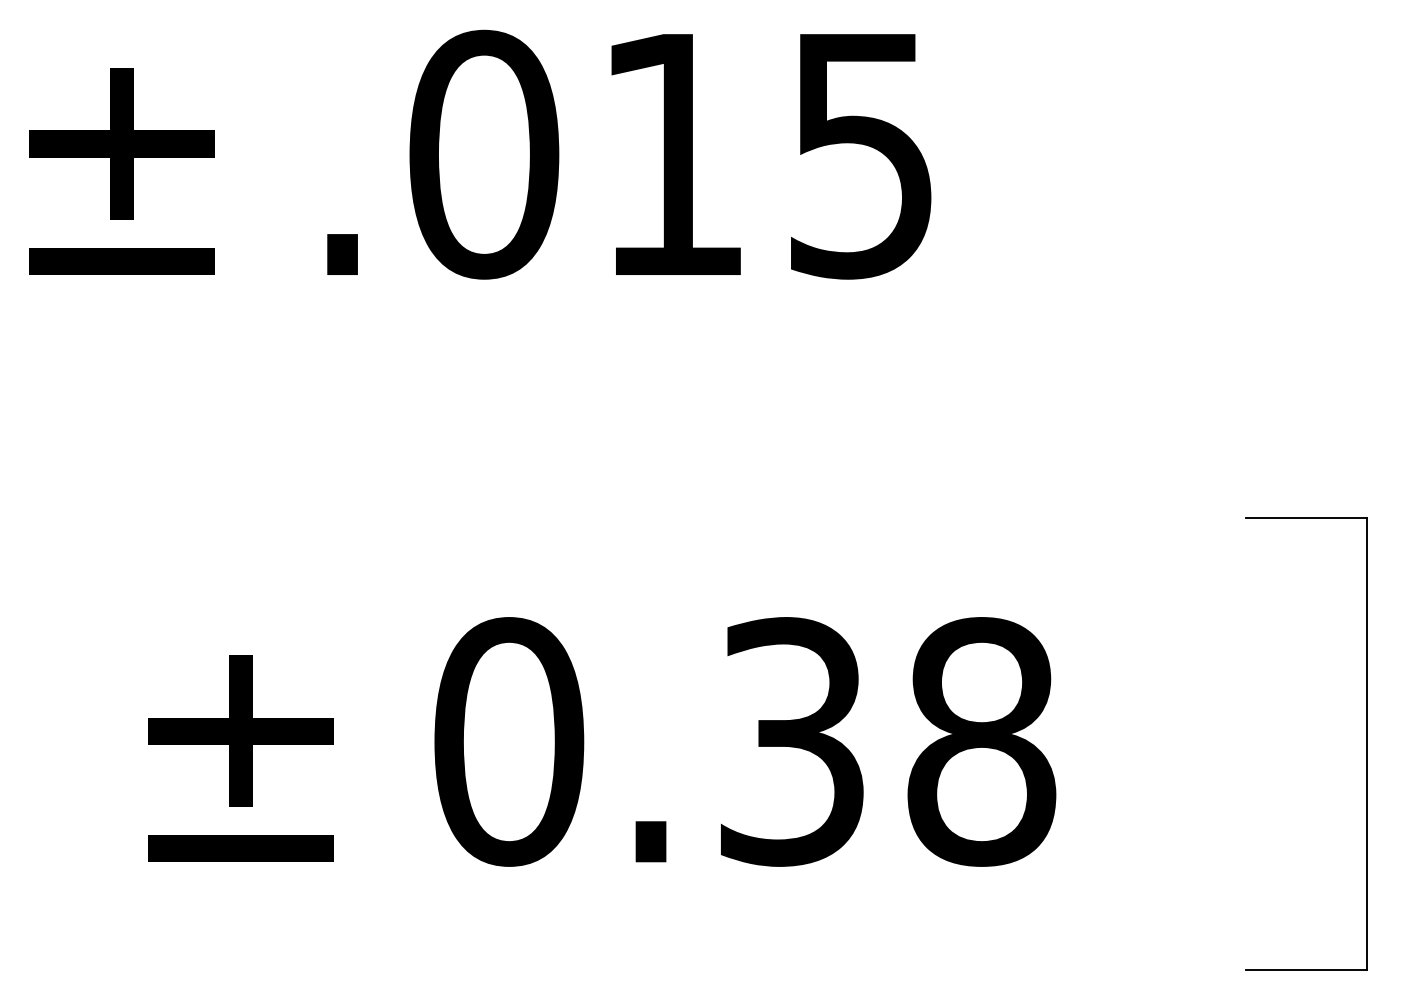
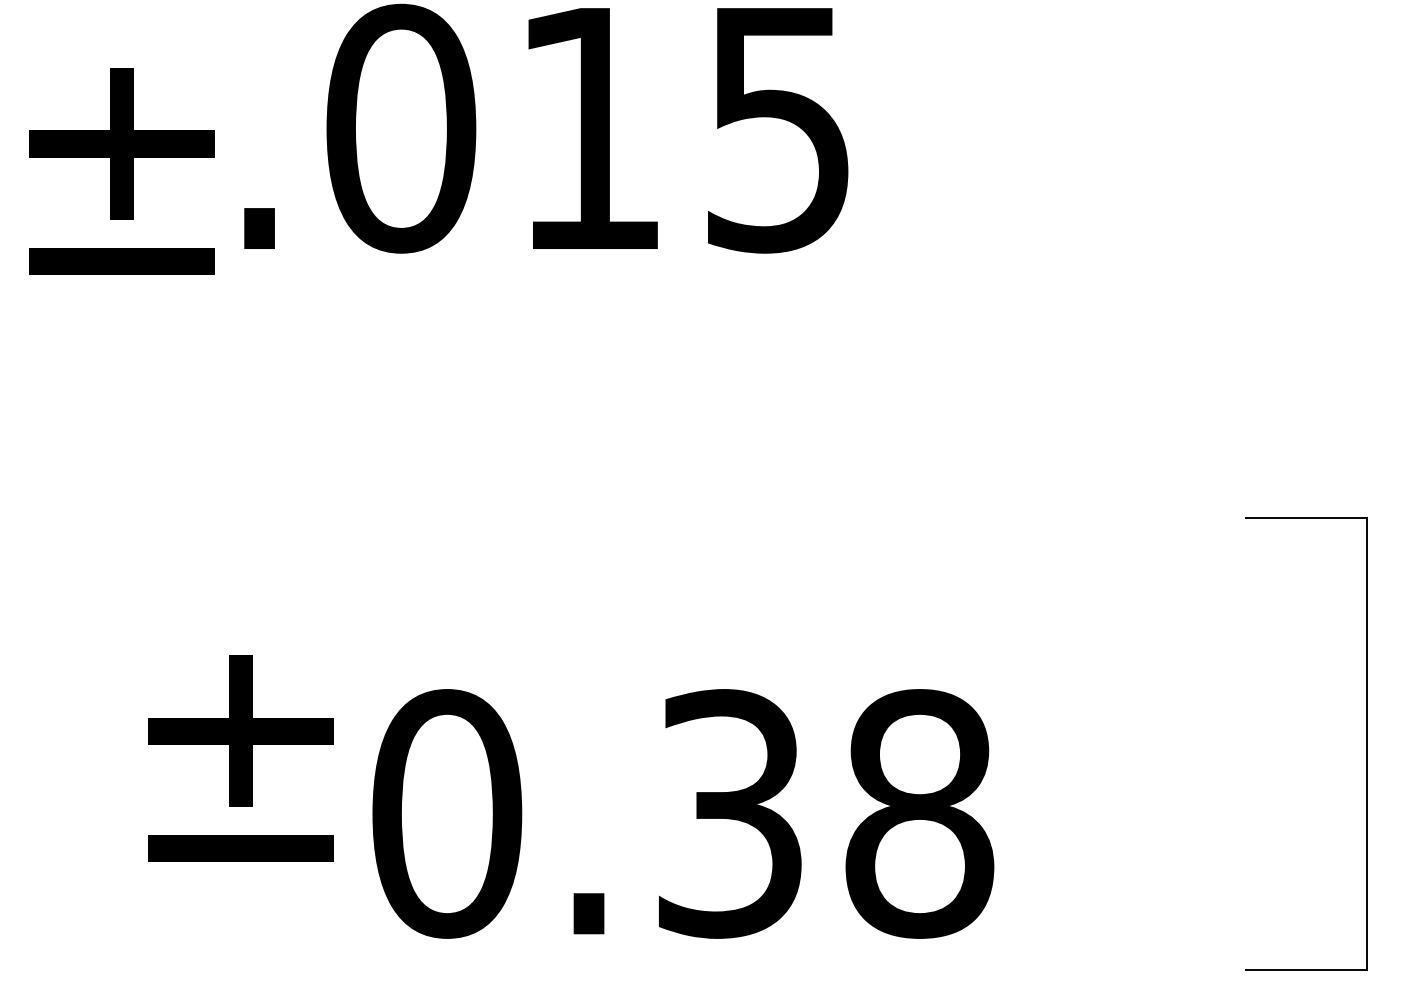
text position: (629, 154) -> (546, 128) (546, 128)
text position: (745, 741) -> (683, 813) (683, 813)
